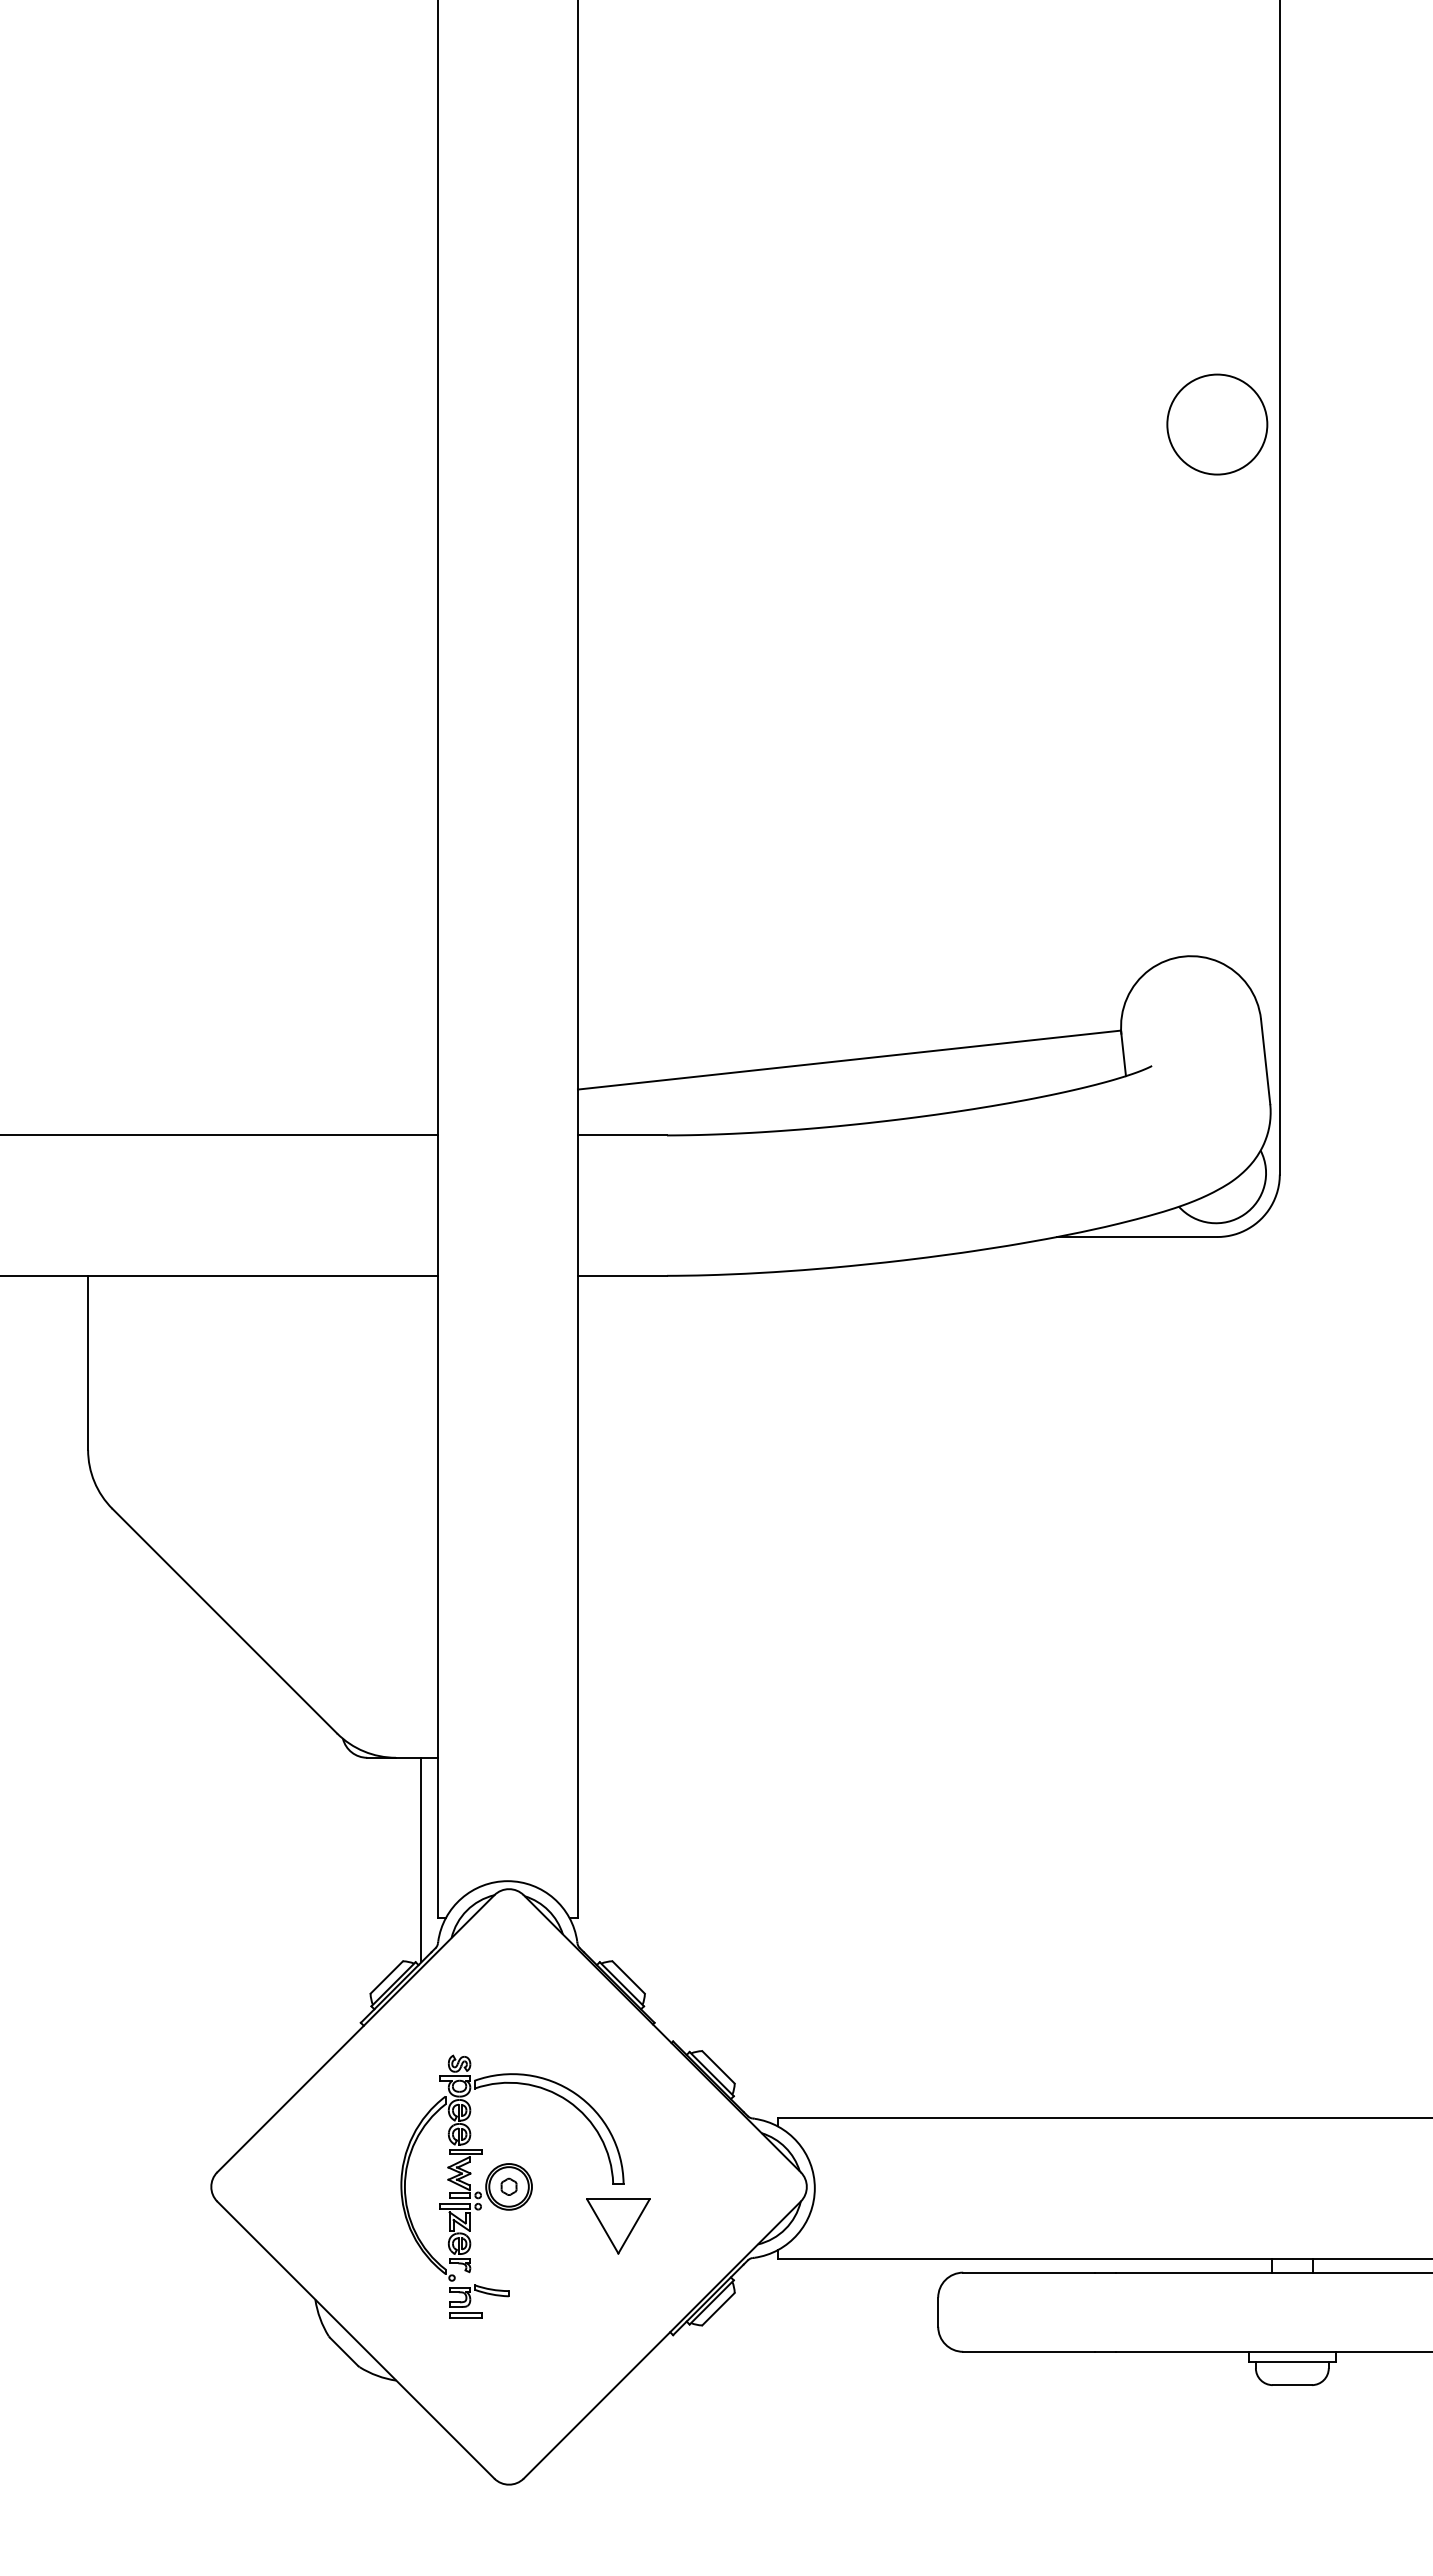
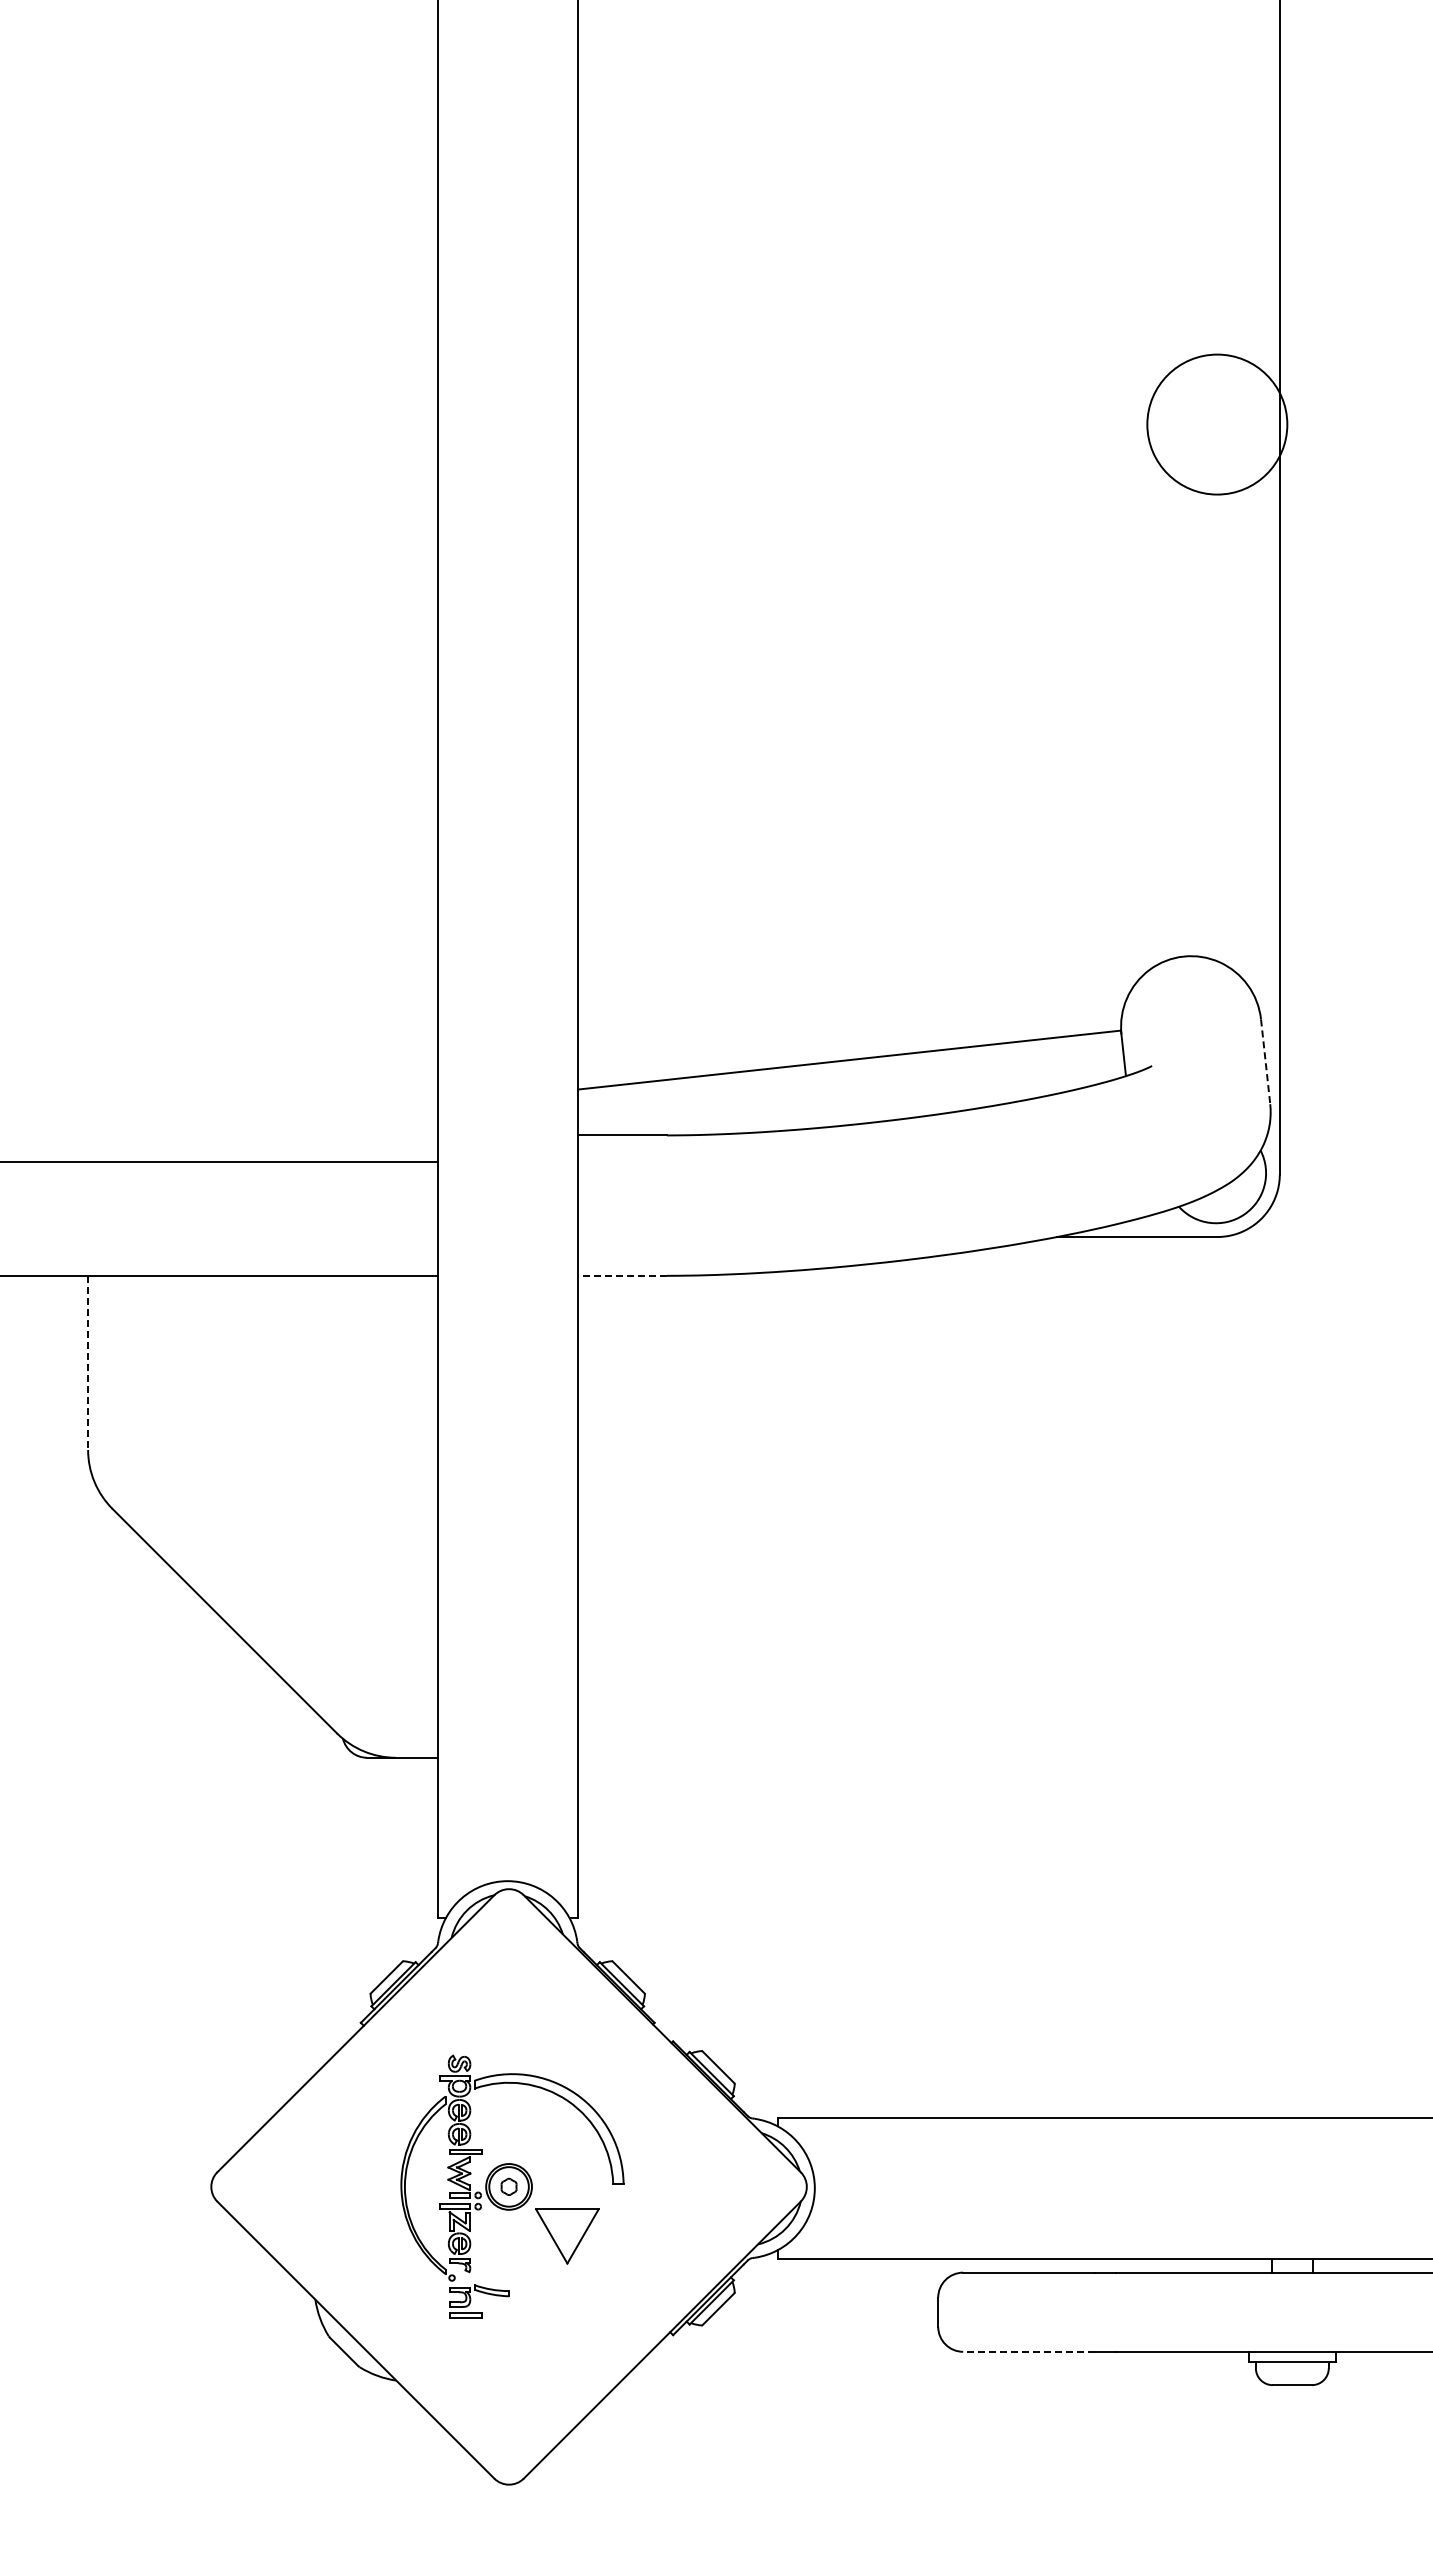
circle diameter: 100 px -> 140 px (1217, 424)
line: solid -> dashed (1265, 1061)
line position: (219, 1135) -> (219, 1162) (219, 1162)
line: solid -> dashed (622, 1275)
line: solid -> dashed (88, 1363)
line: present -> none (421, 1859)
part position: (618, 2226) -> (567, 2236) (567, 2236)
line: solid -> dashed (1028, 2351)
